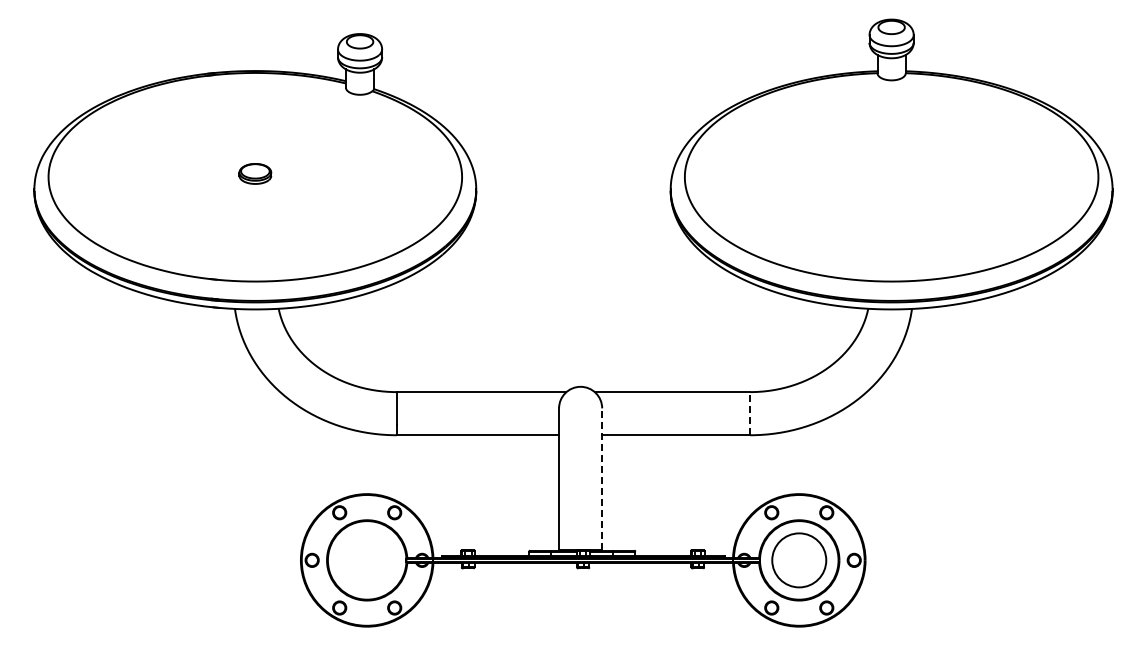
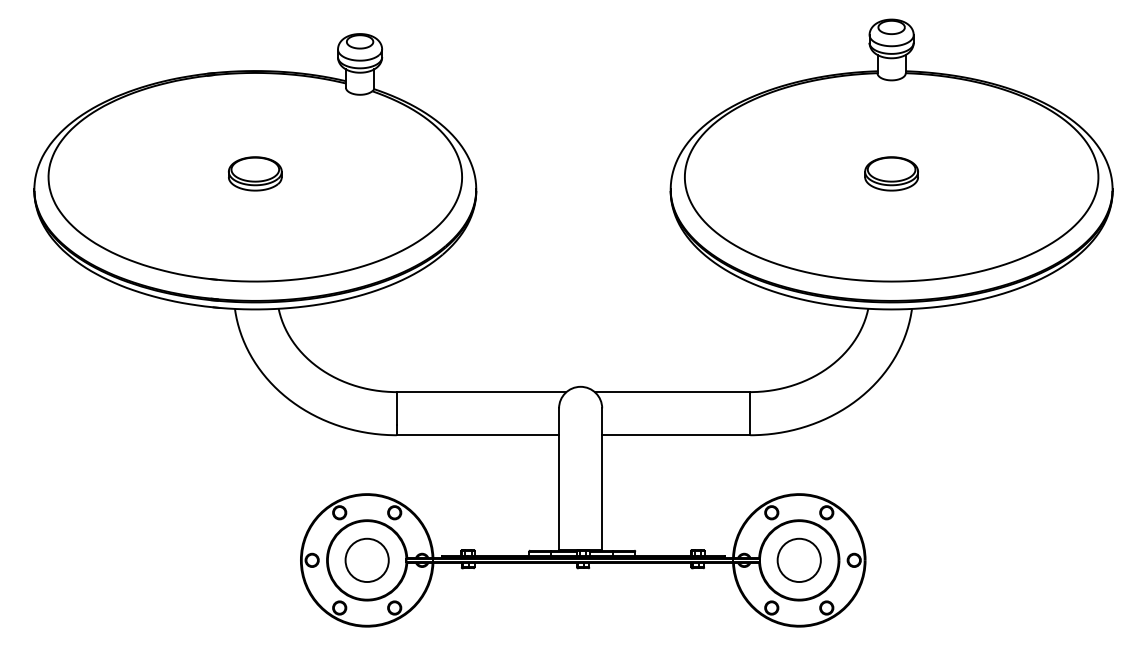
part size: 35x22 px -> 55x36 px (255, 173)
part: none -> present (891, 173)
line: dashed -> solid (750, 413)
line: dashed -> solid (602, 479)
circle: none -> present (366, 559)
circle diameter: 54 px -> 43 px (798, 560)
